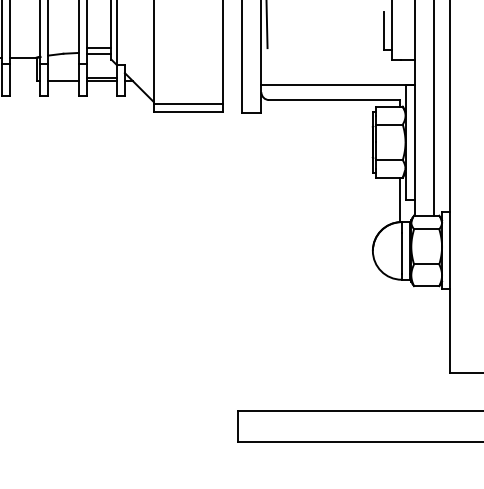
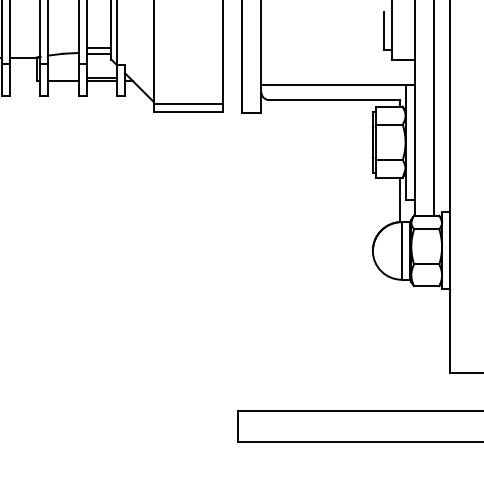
line: present -> none (266, 25)
